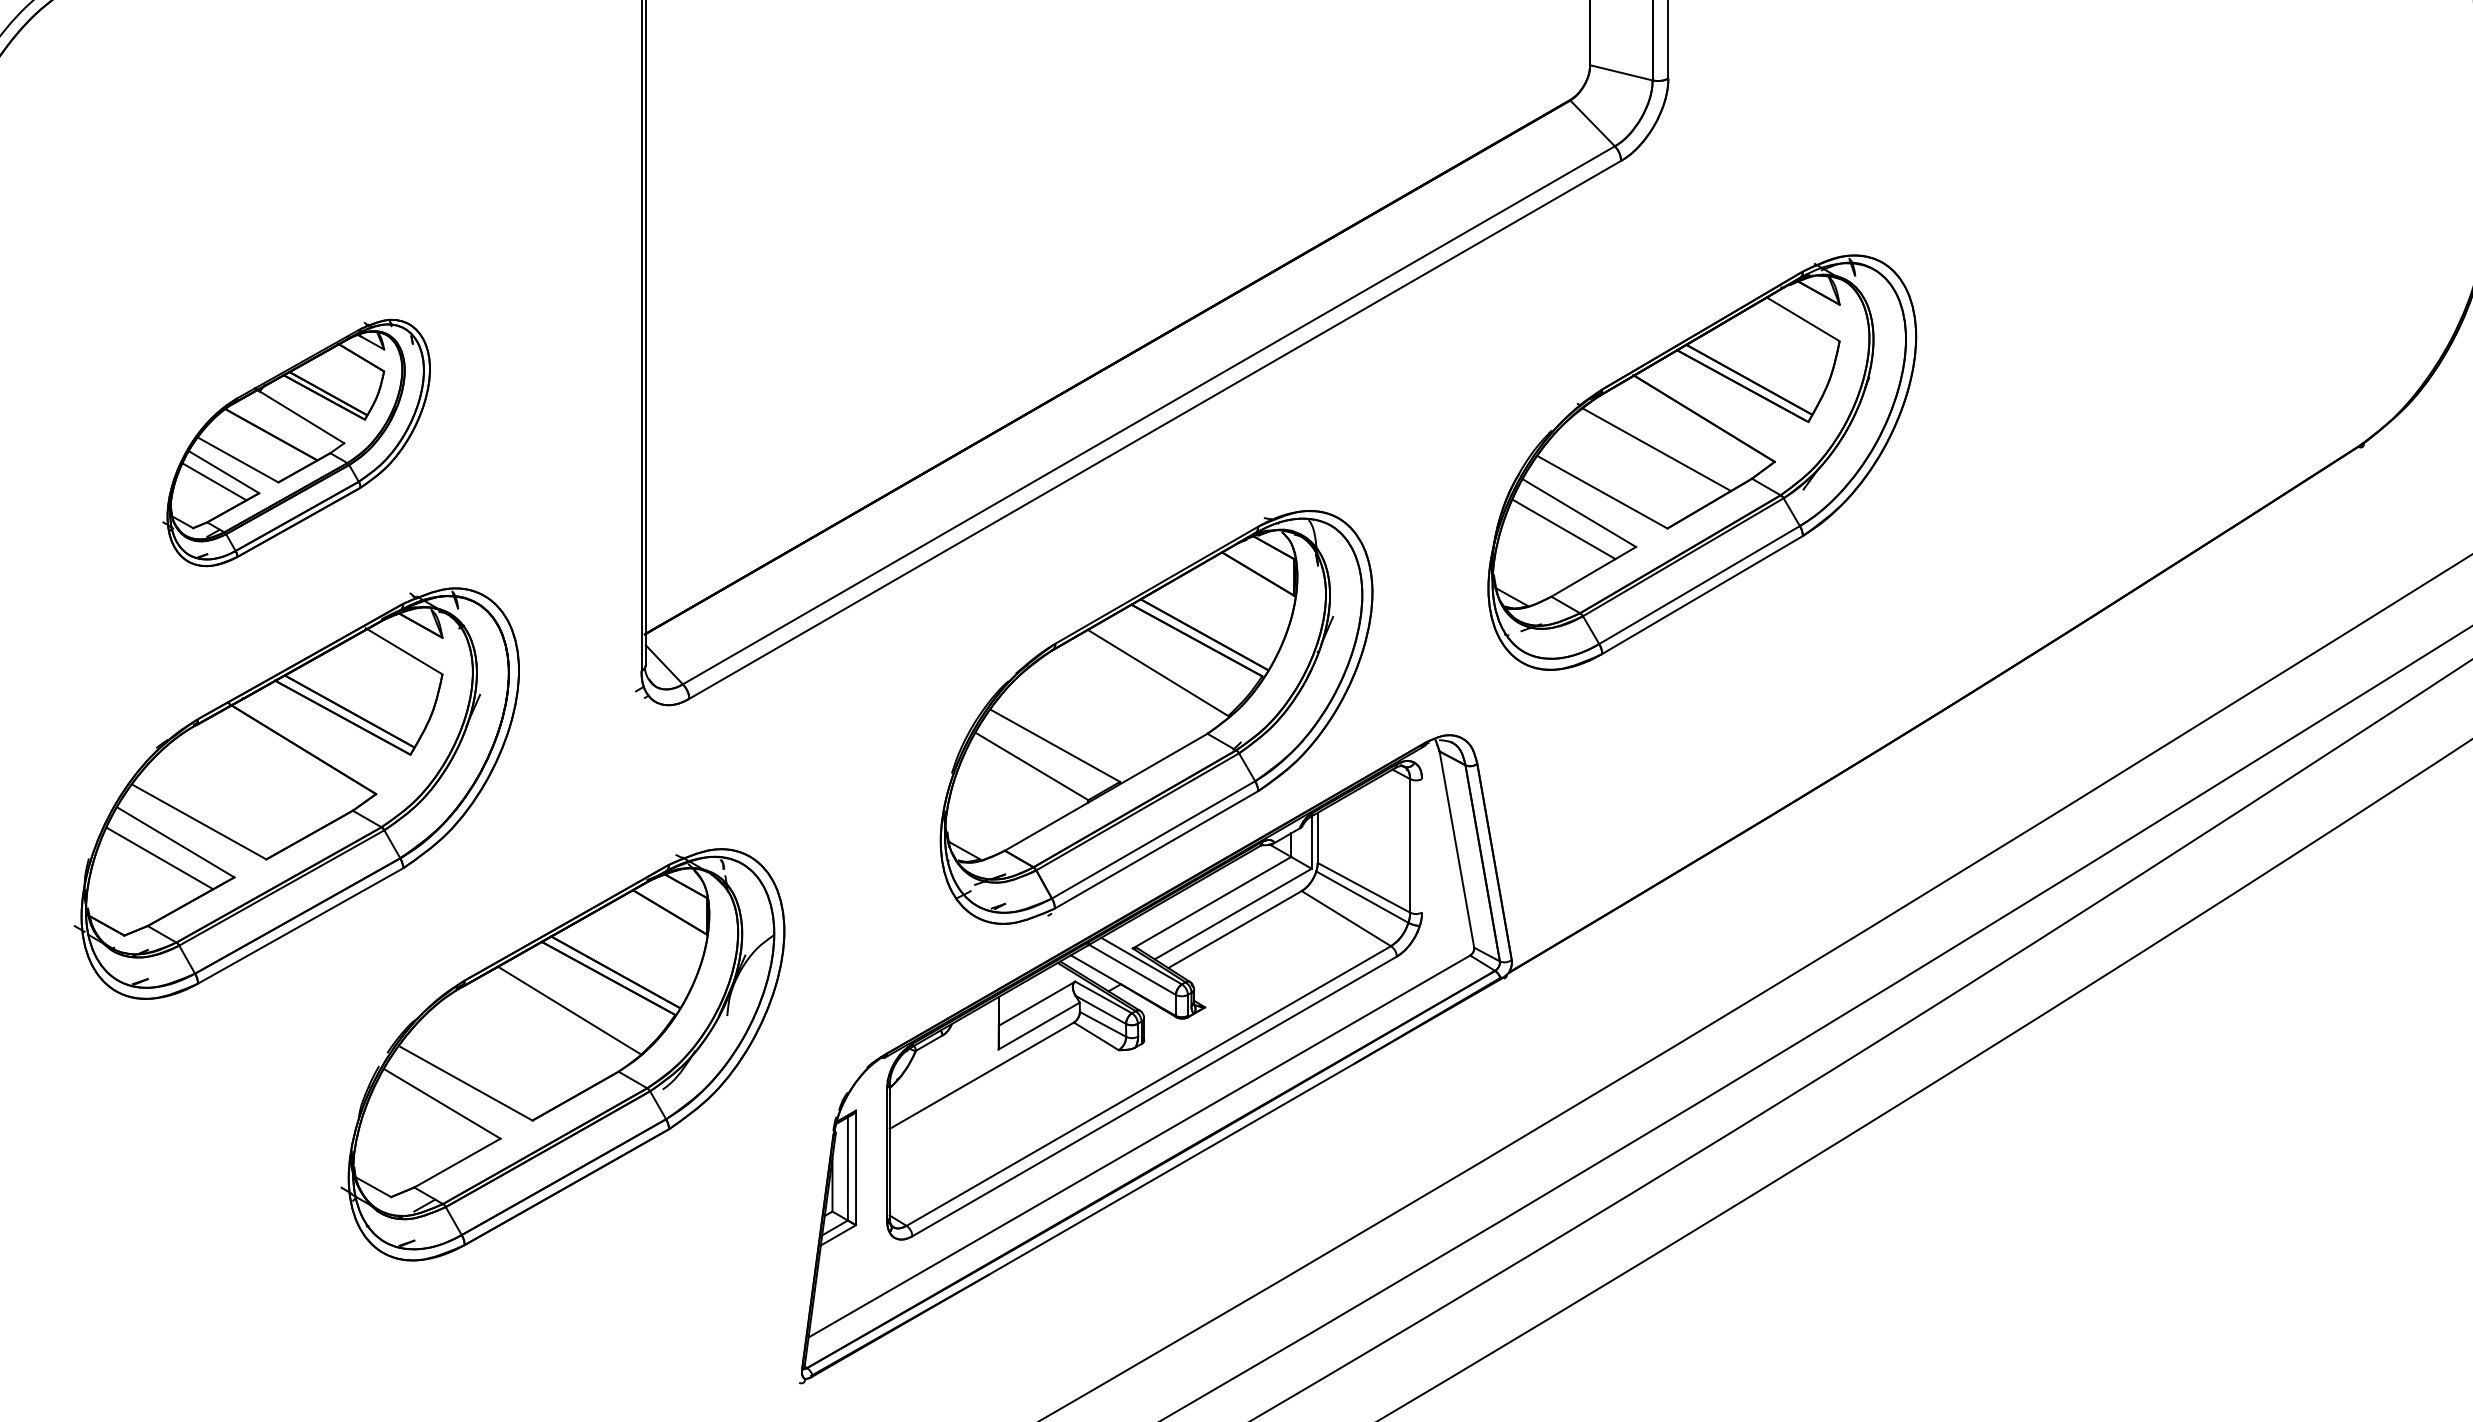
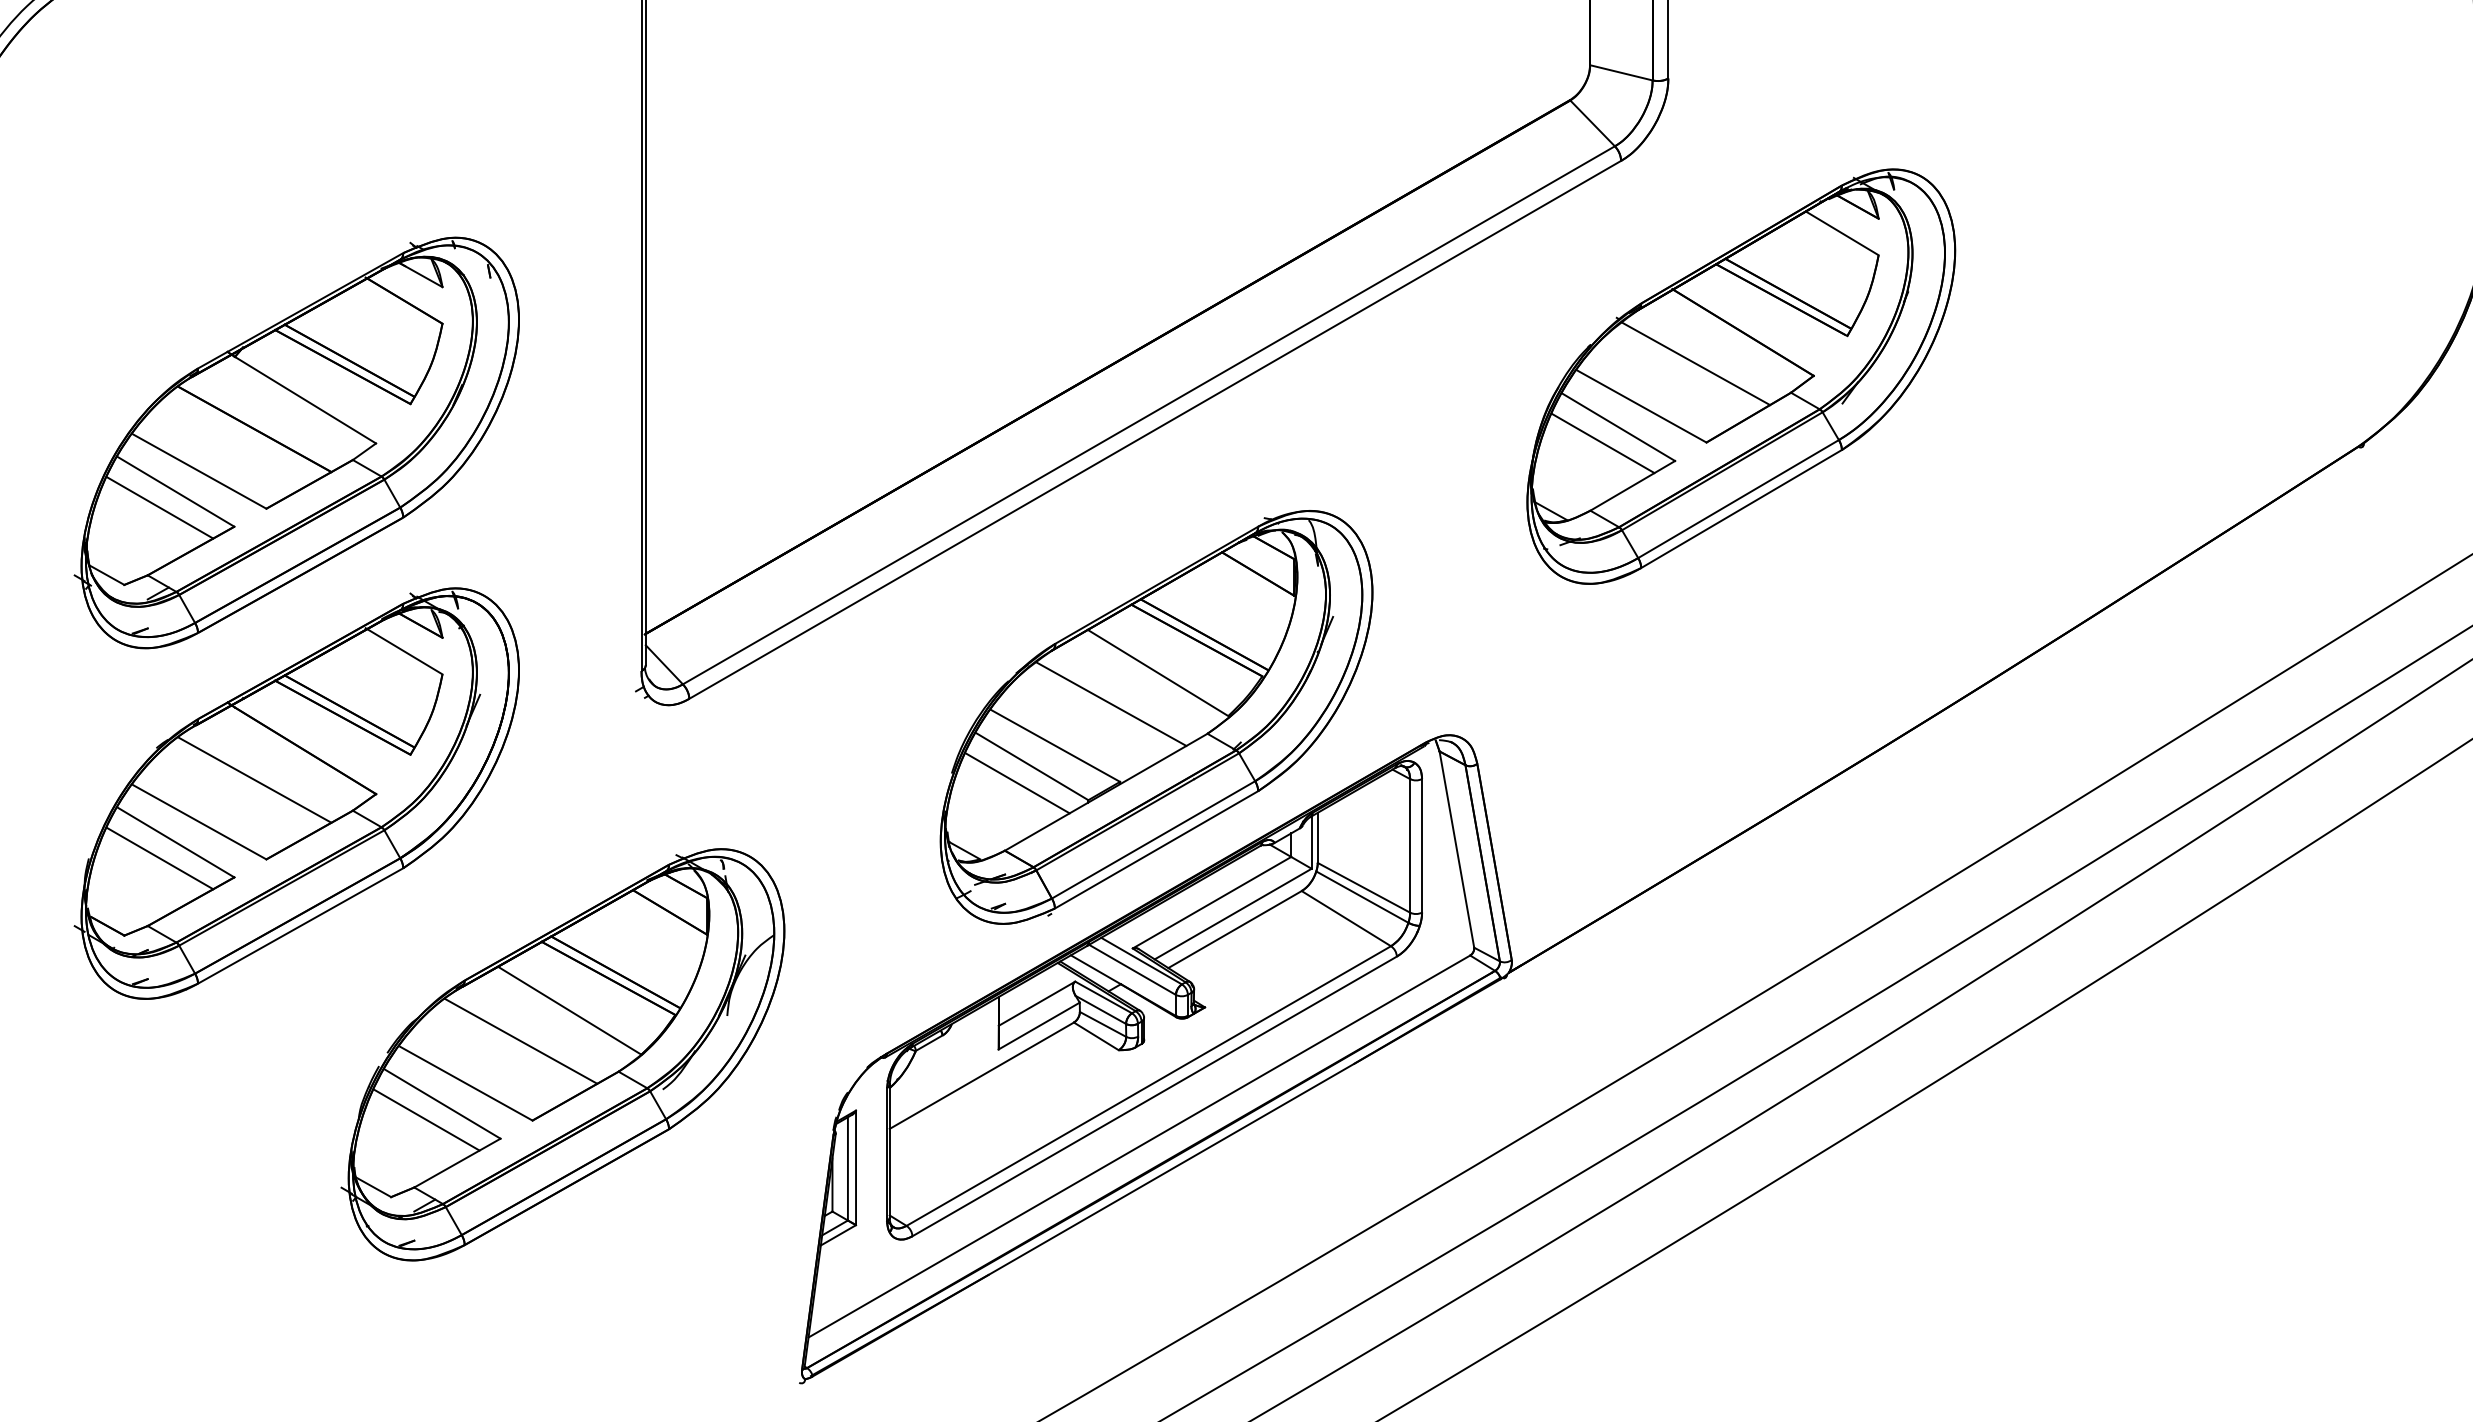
part size: 269x250 px -> 447x414 px (296, 442)
part position: (1702, 462) -> (1741, 376) (1741, 376)
line: none -> present (1111, 703)
line: none -> present (254, 779)
line: none -> present (1017, 783)
line: none -> present (1422, 845)
line: none -> present (520, 1040)
line: none -> present (426, 1120)
